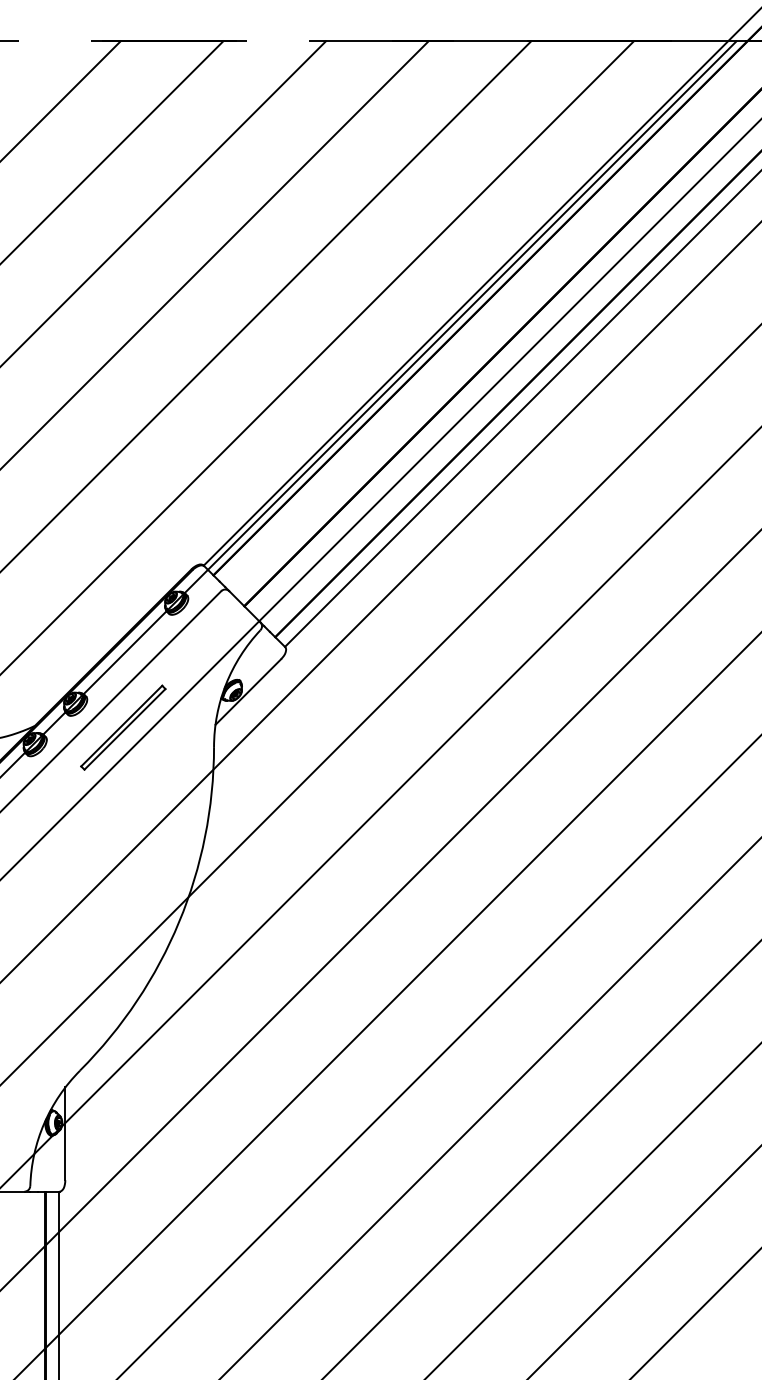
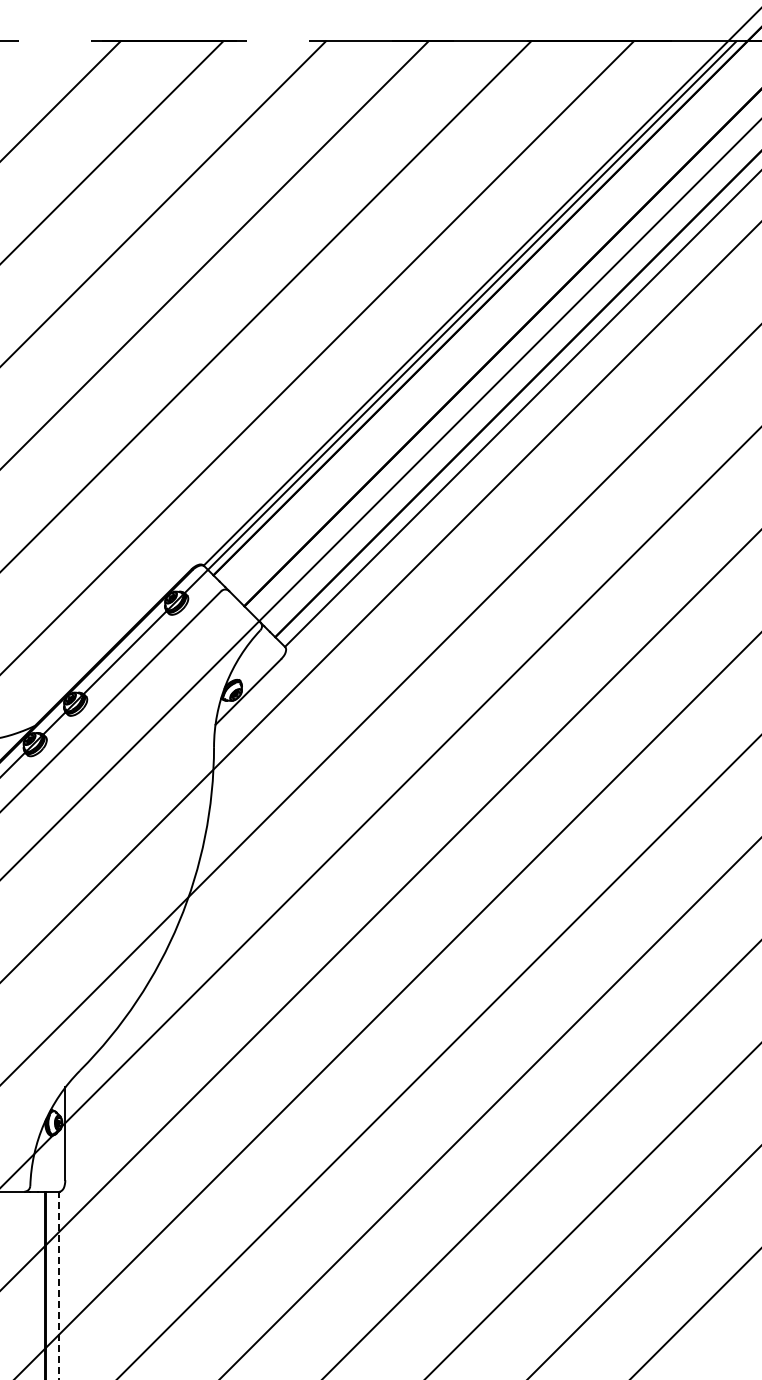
part: present -> none (123, 727)
line: solid -> dashed (59, 1285)
